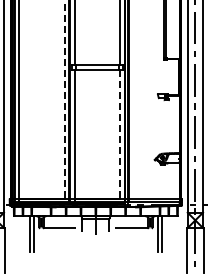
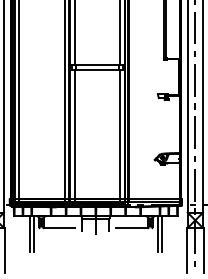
line: dashed -> solid (64, 102)
line: dashed -> solid (120, 136)
